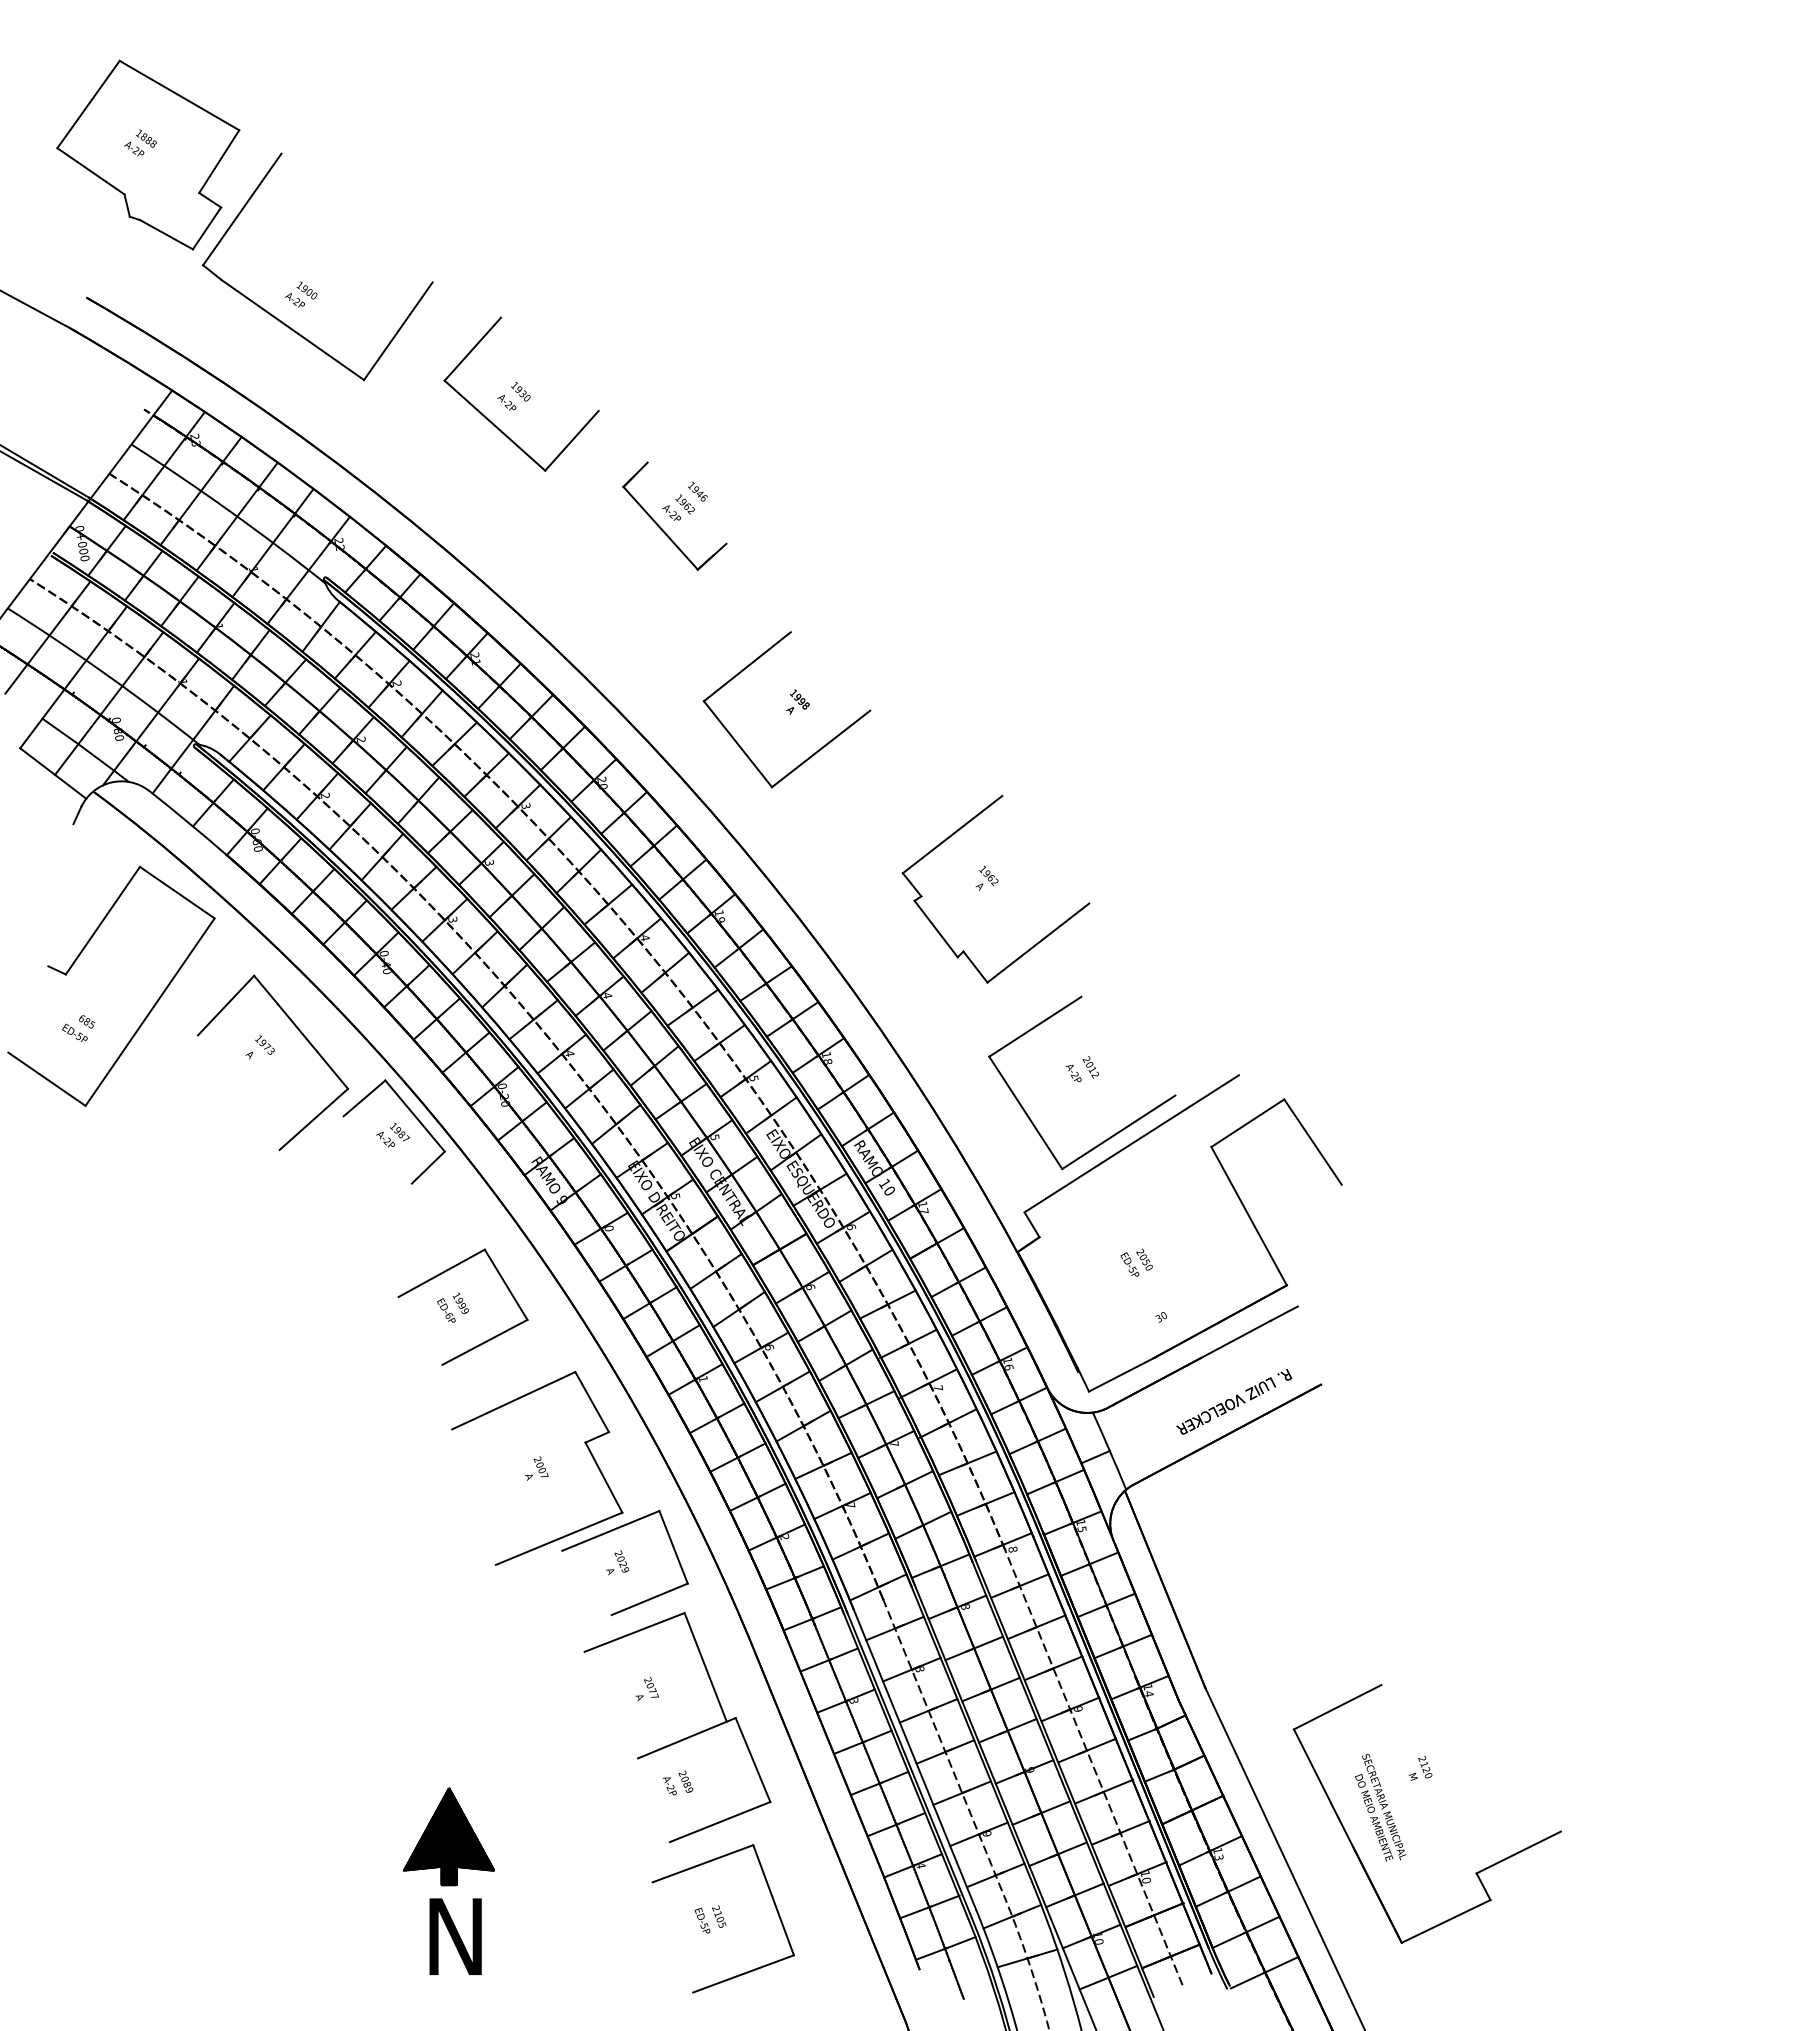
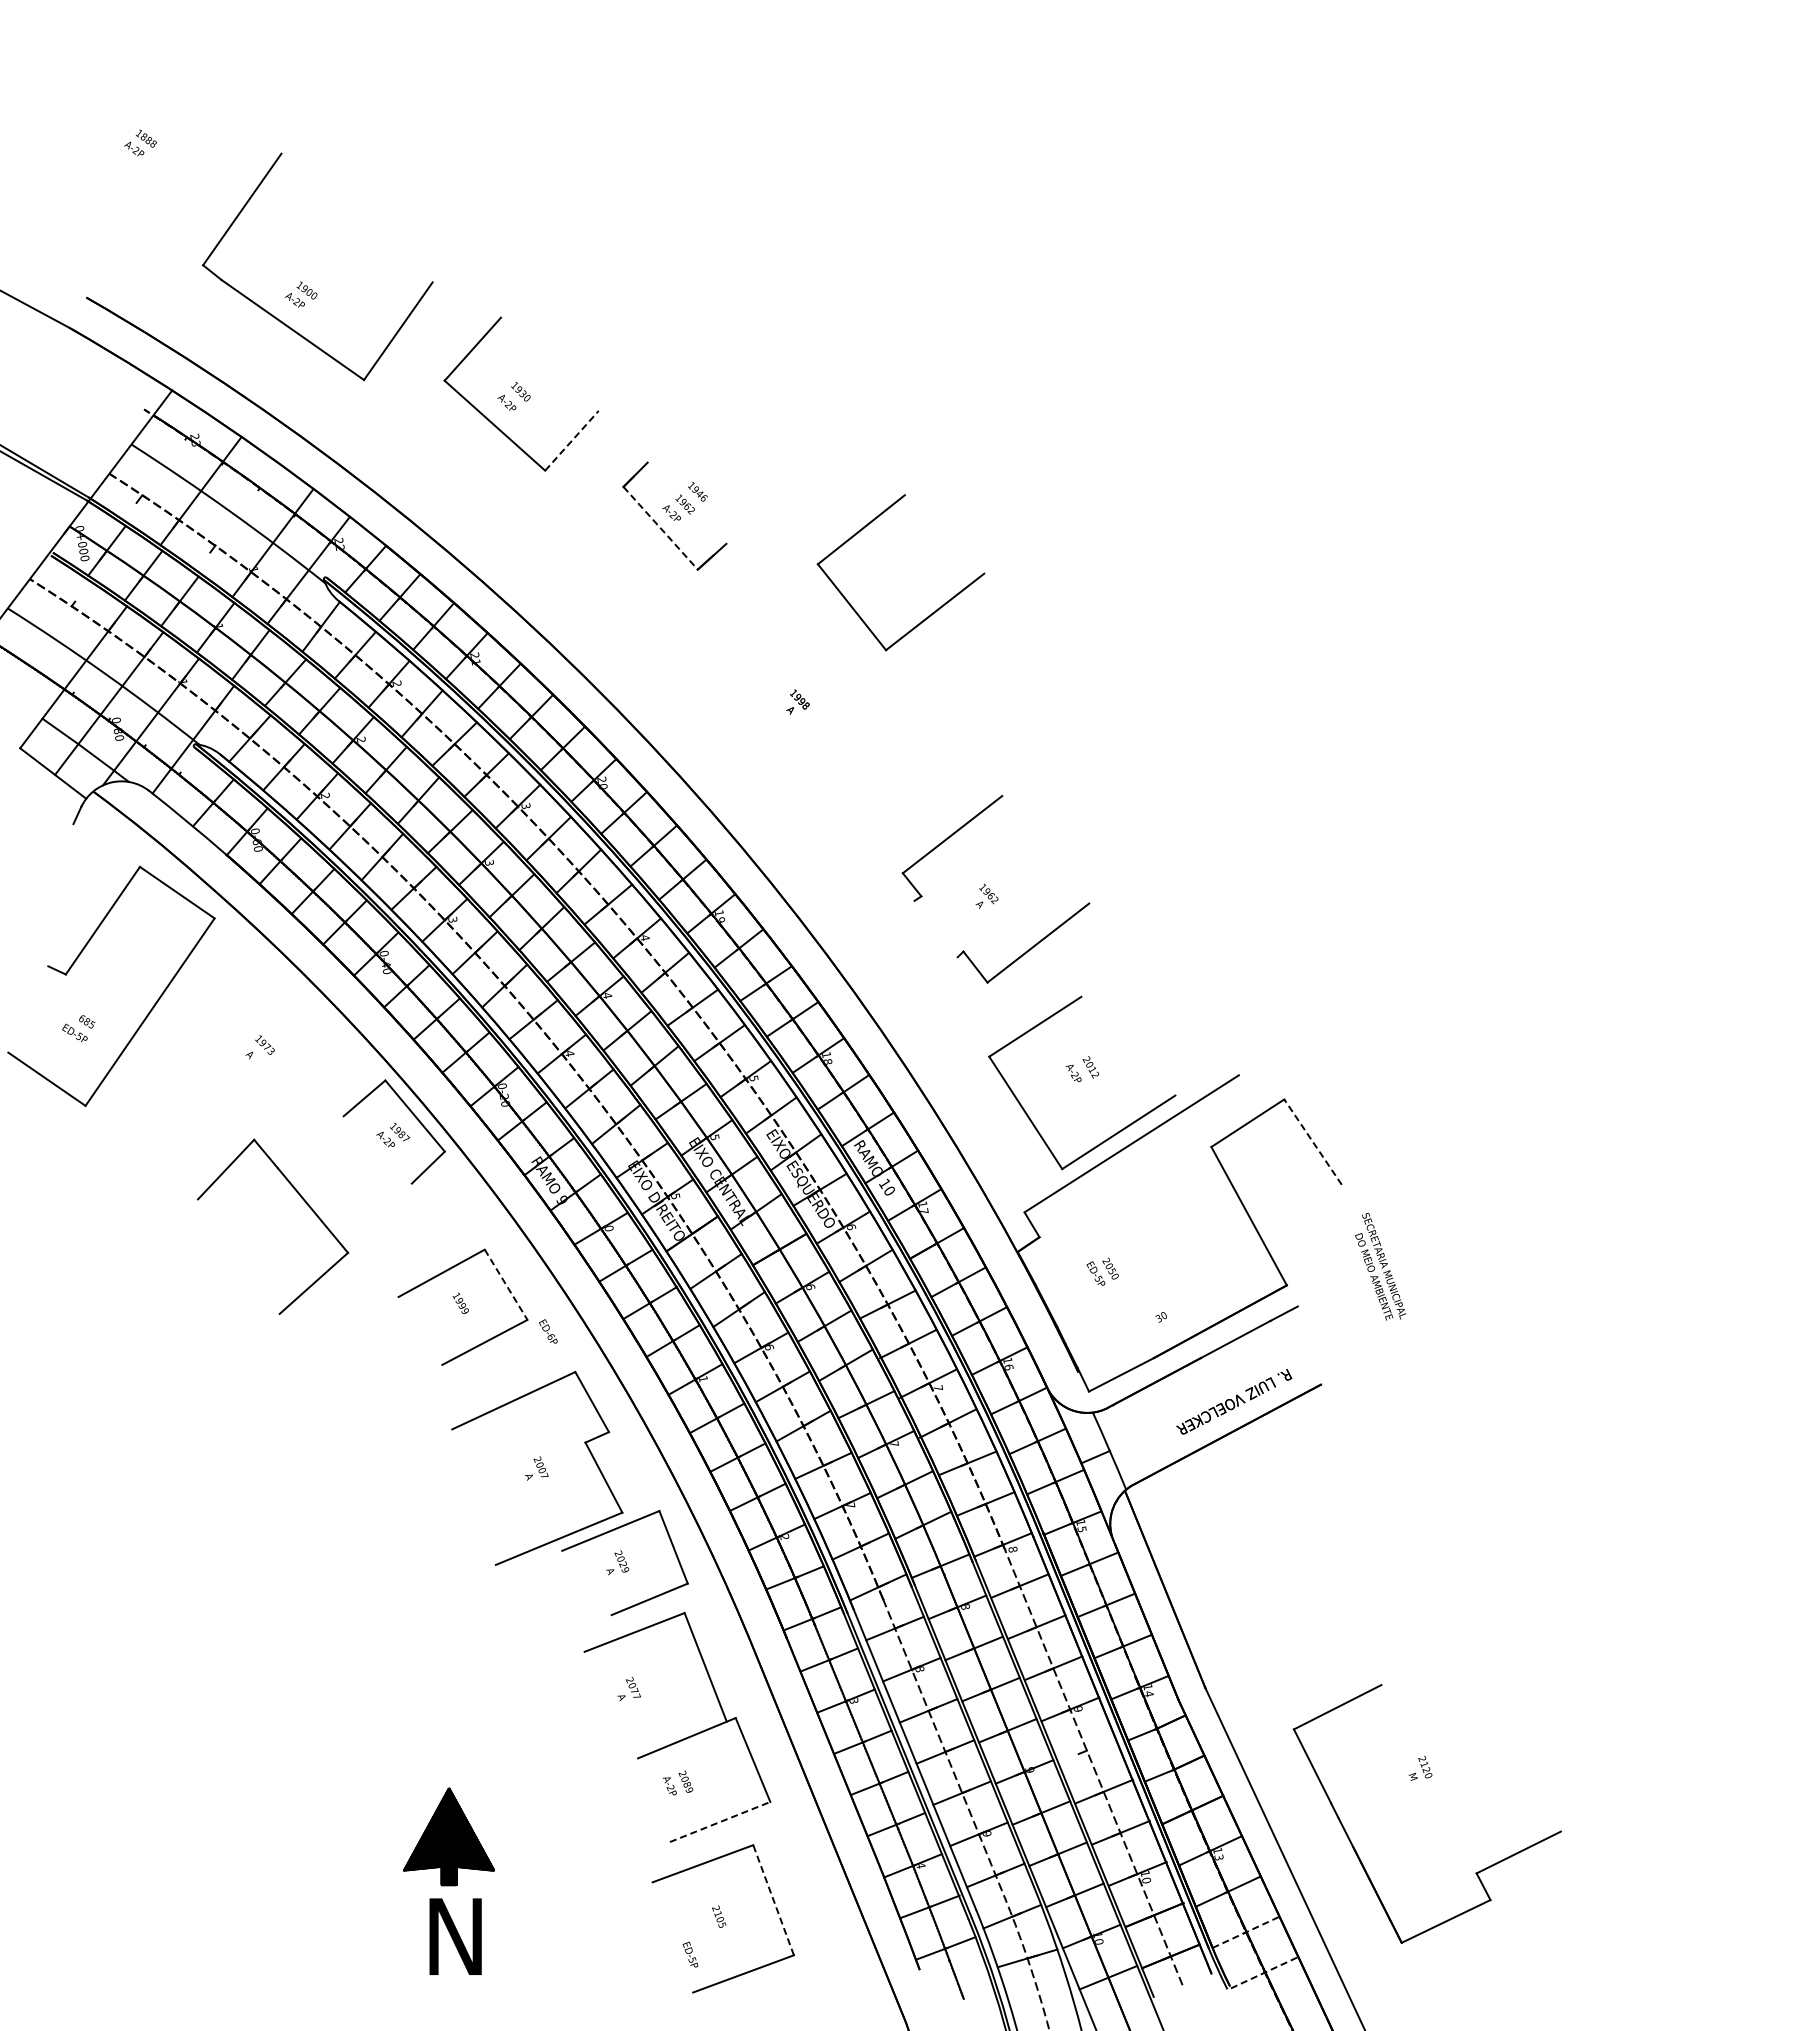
part: present -> none (148, 154)
line: solid -> dashed (572, 440)
line: present -> none (163, 466)
line: present -> none (236, 516)
line: solid -> dashed (660, 528)
line: present -> none (47, 637)
part position: (818, 749) -> (932, 612) (932, 612)
text position: (986, 877) -> (986, 895) (986, 895)
line: present -> none (935, 928)
part position: (305, 1039) -> (305, 1203) (305, 1203)
line: solid -> dashed (1312, 1141)
text position: (1136, 1262) -> (1102, 1271) (1102, 1271)
line: solid -> dashed (506, 1285)
text position: (446, 1310) -> (548, 1331) (548, 1331)
text position: (646, 1689) -> (628, 1689) (628, 1689)
line: present -> none (1087, 1750)
text position: (1380, 1807) -> (1380, 1266) (1380, 1266)
line: solid -> dashed (720, 1821)
line: solid -> dashed (773, 1900)
text position: (702, 1920) -> (690, 1954) (690, 1954)
line: solid -> dashed (1246, 1932)
line: solid -> dashed (1265, 1972)
